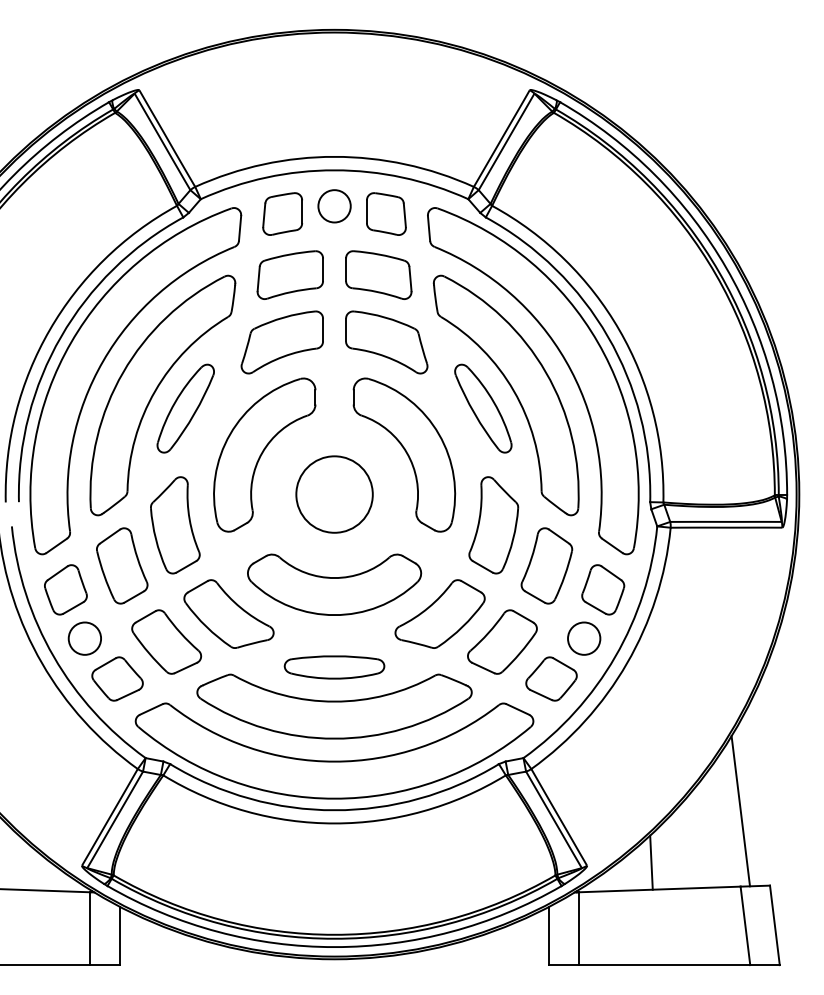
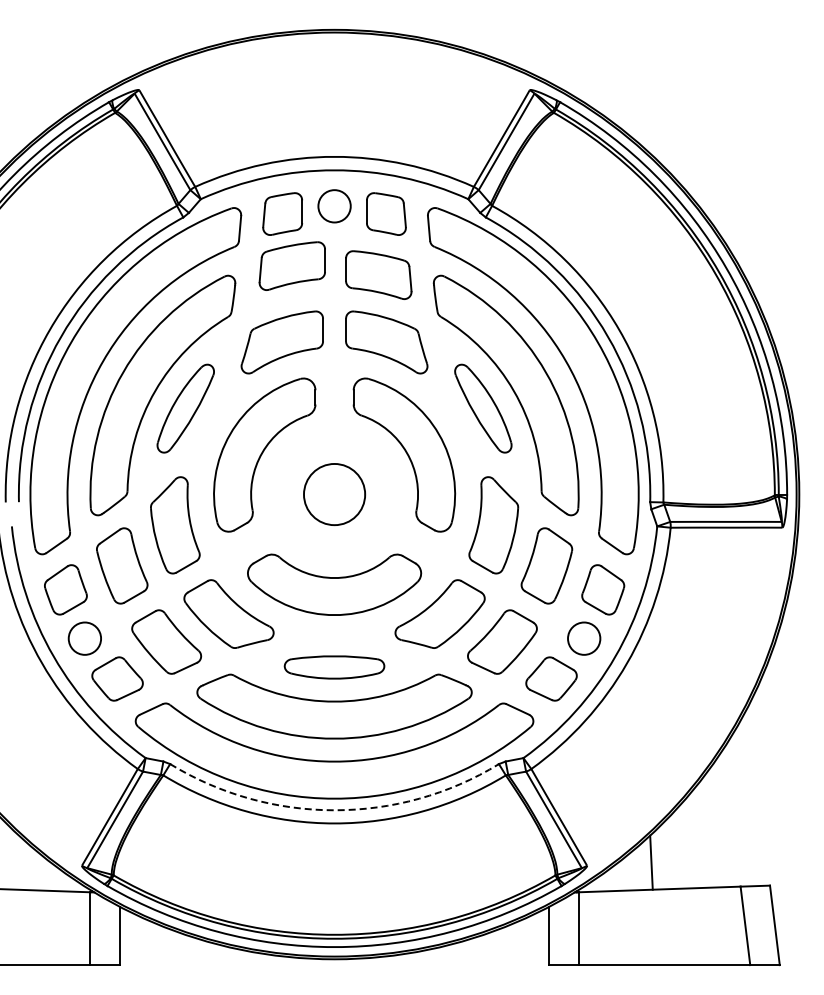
part position: (289, 274) -> (291, 265) (291, 265)
circle diameter: 76 px -> 61 px (334, 494)
arc: solid -> dashed (334, 810)
line: present -> none (740, 811)
